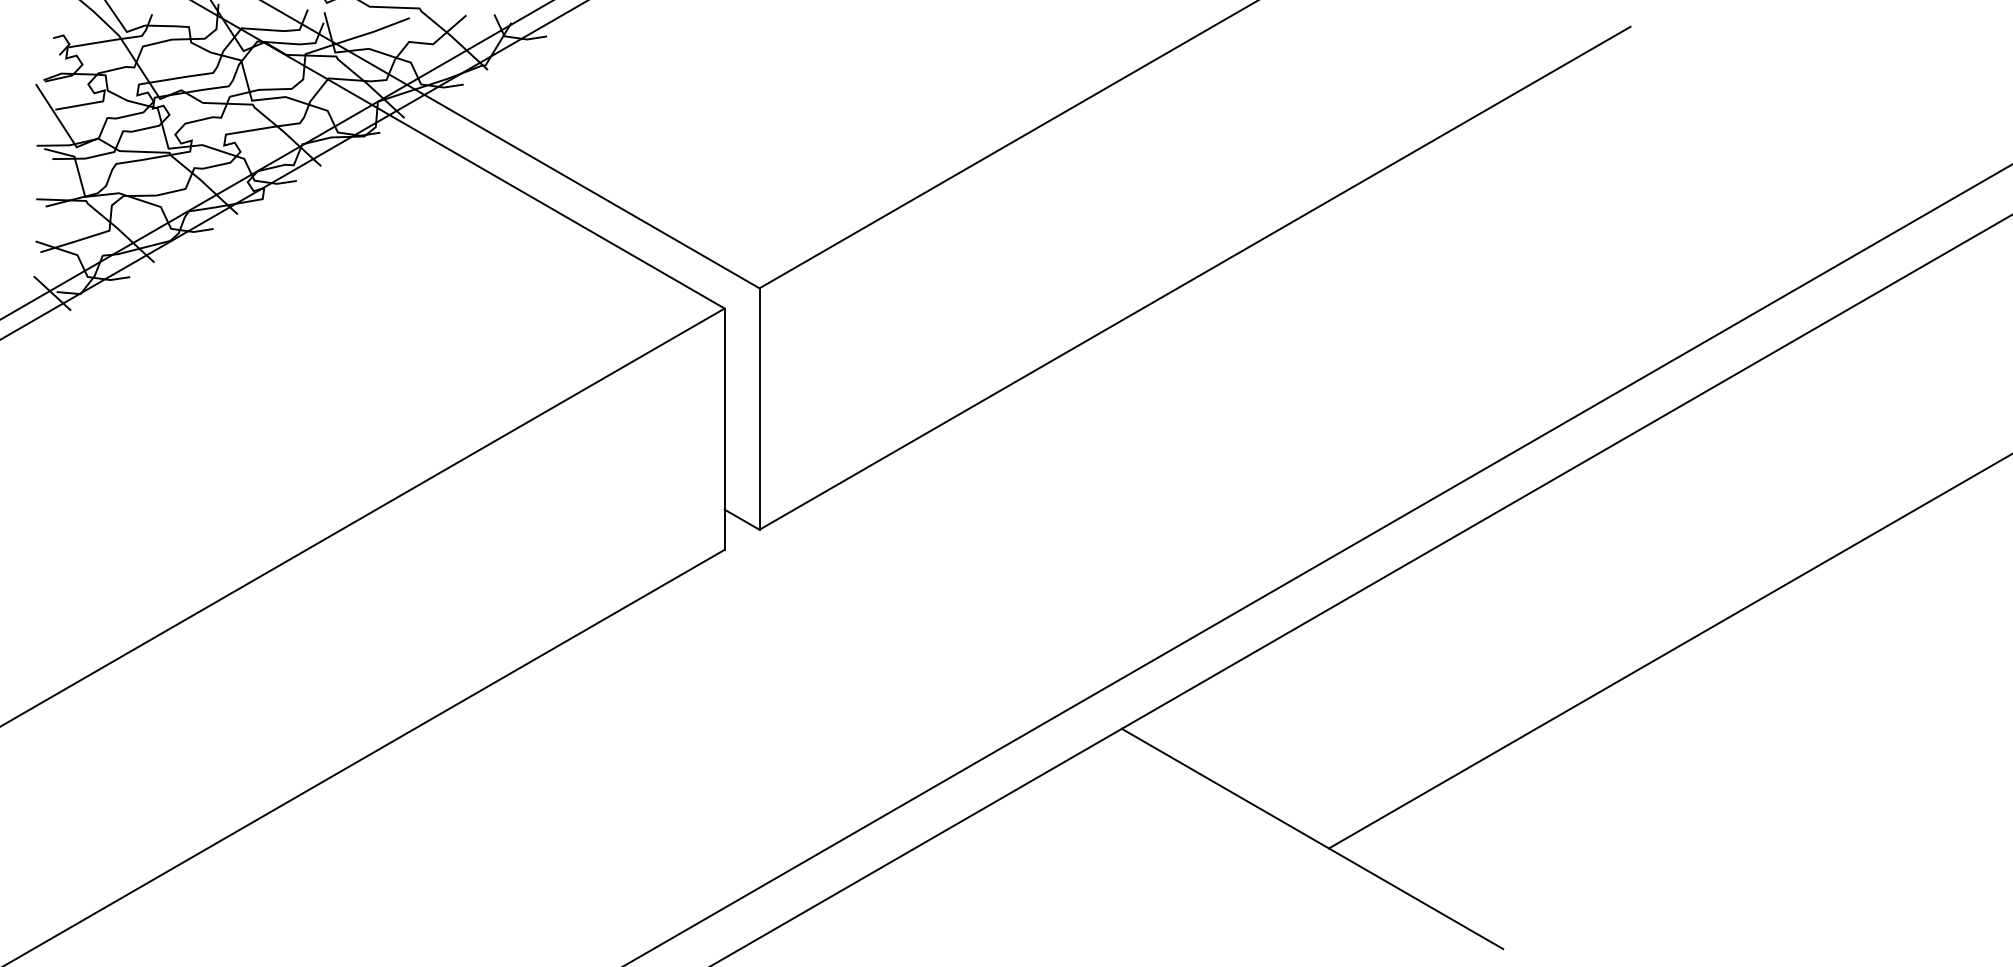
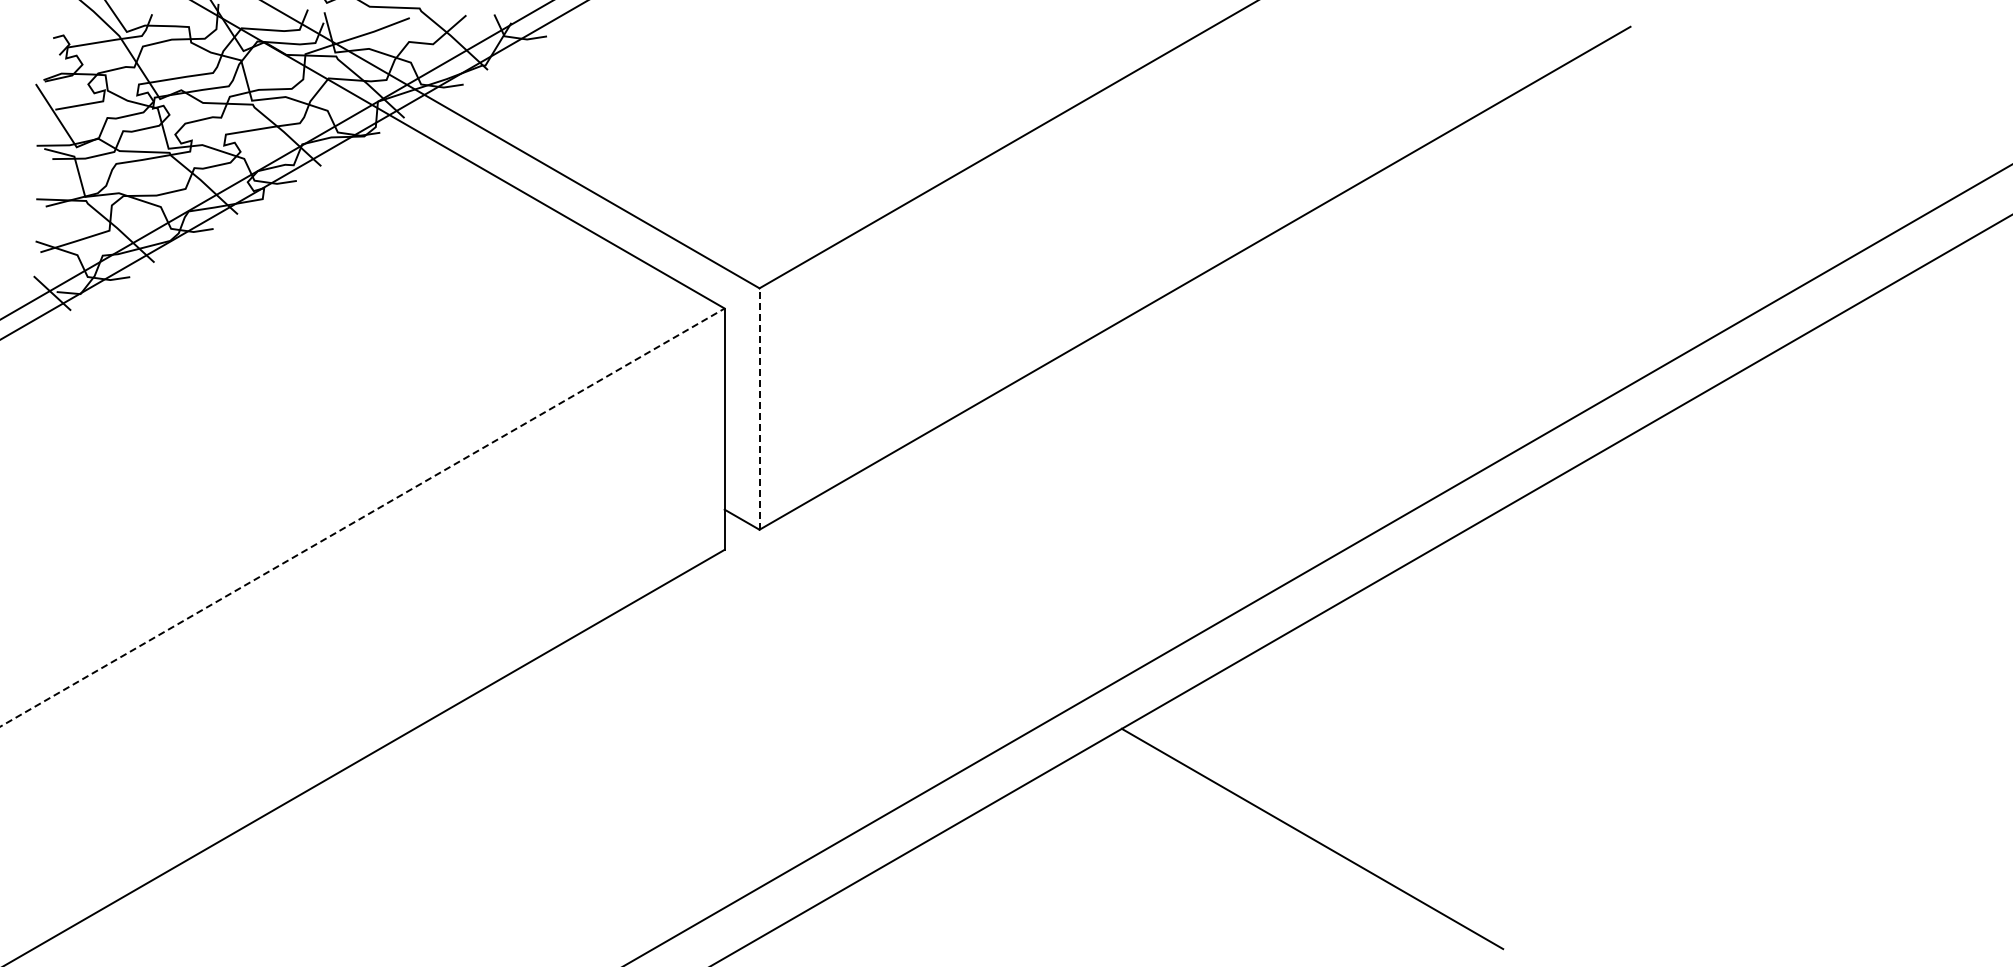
line: solid -> dashed (759, 409)
line: solid -> dashed (362, 517)
line: present -> none (1668, 651)
